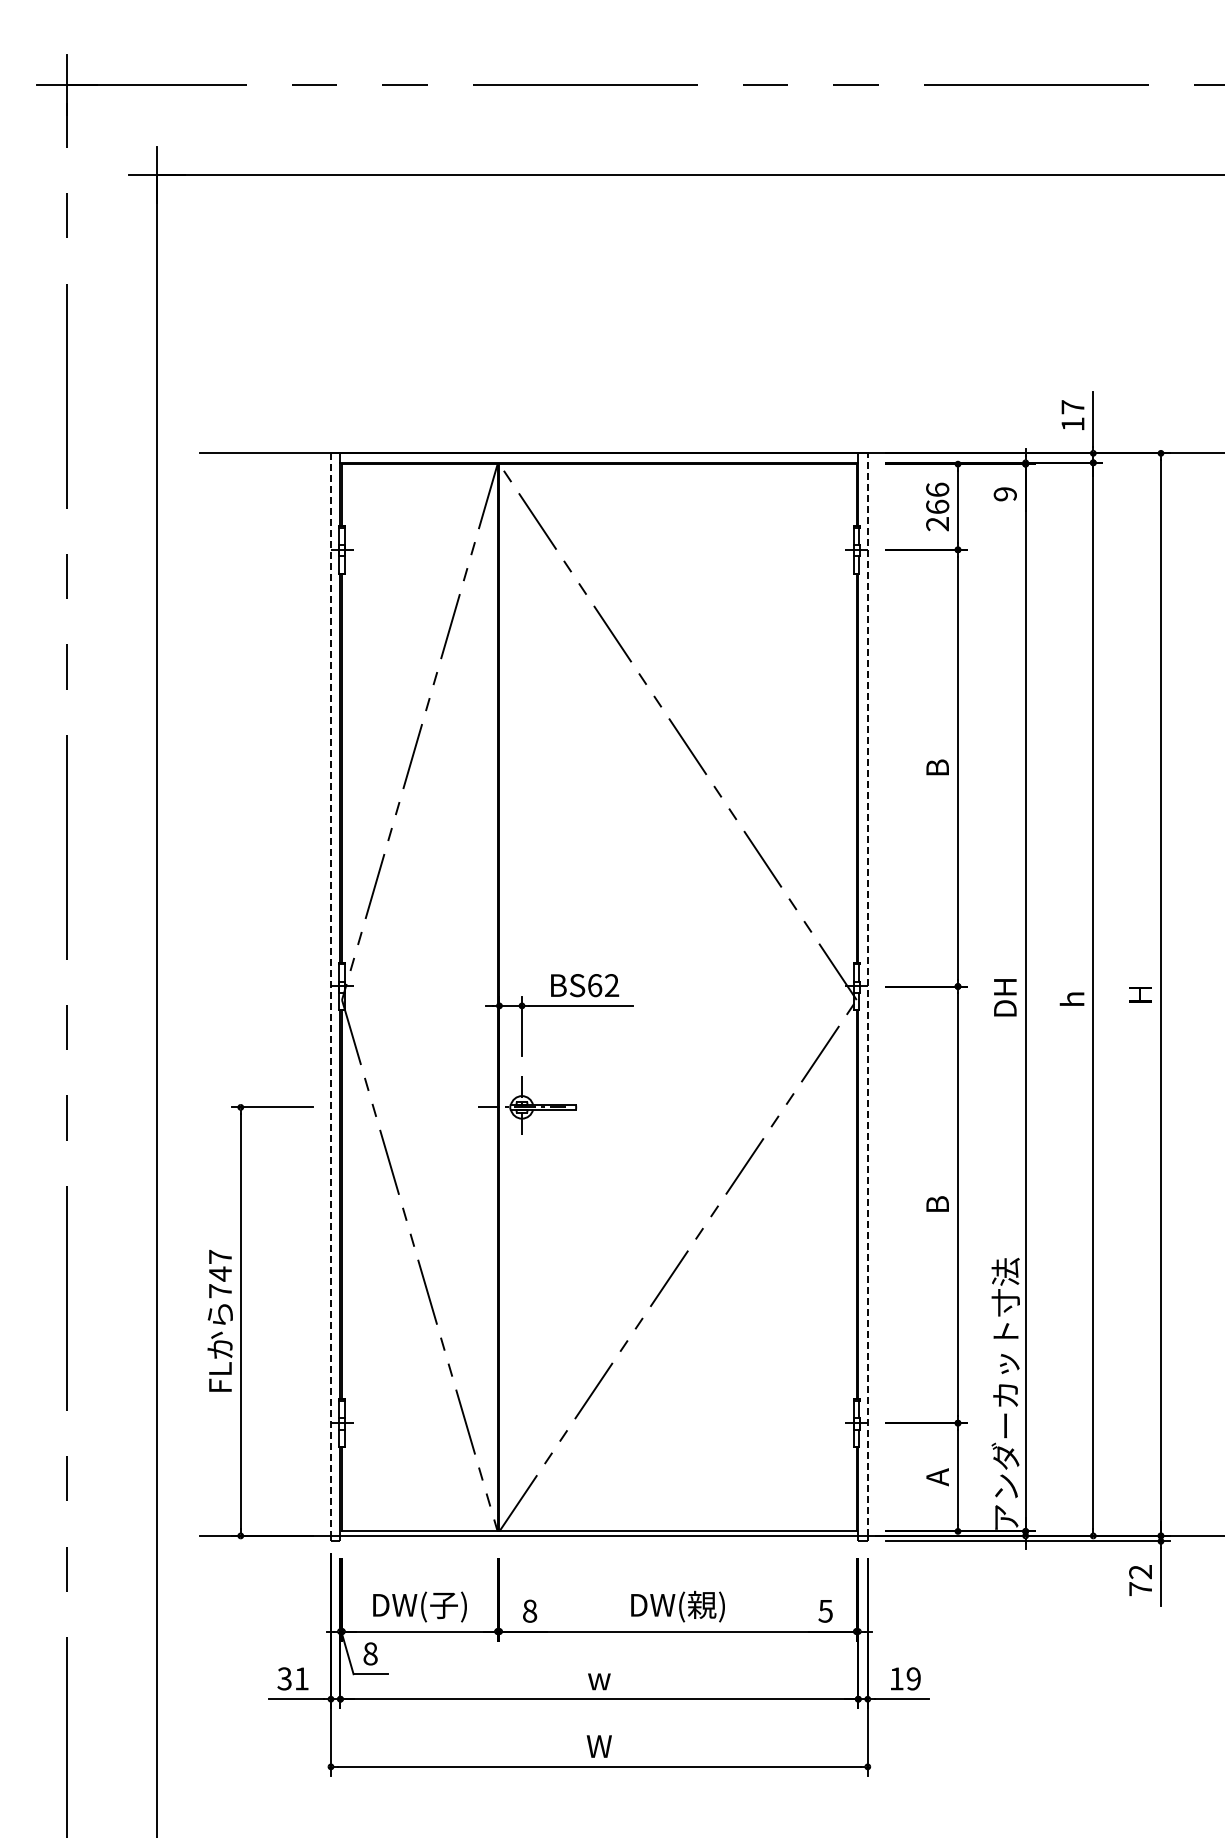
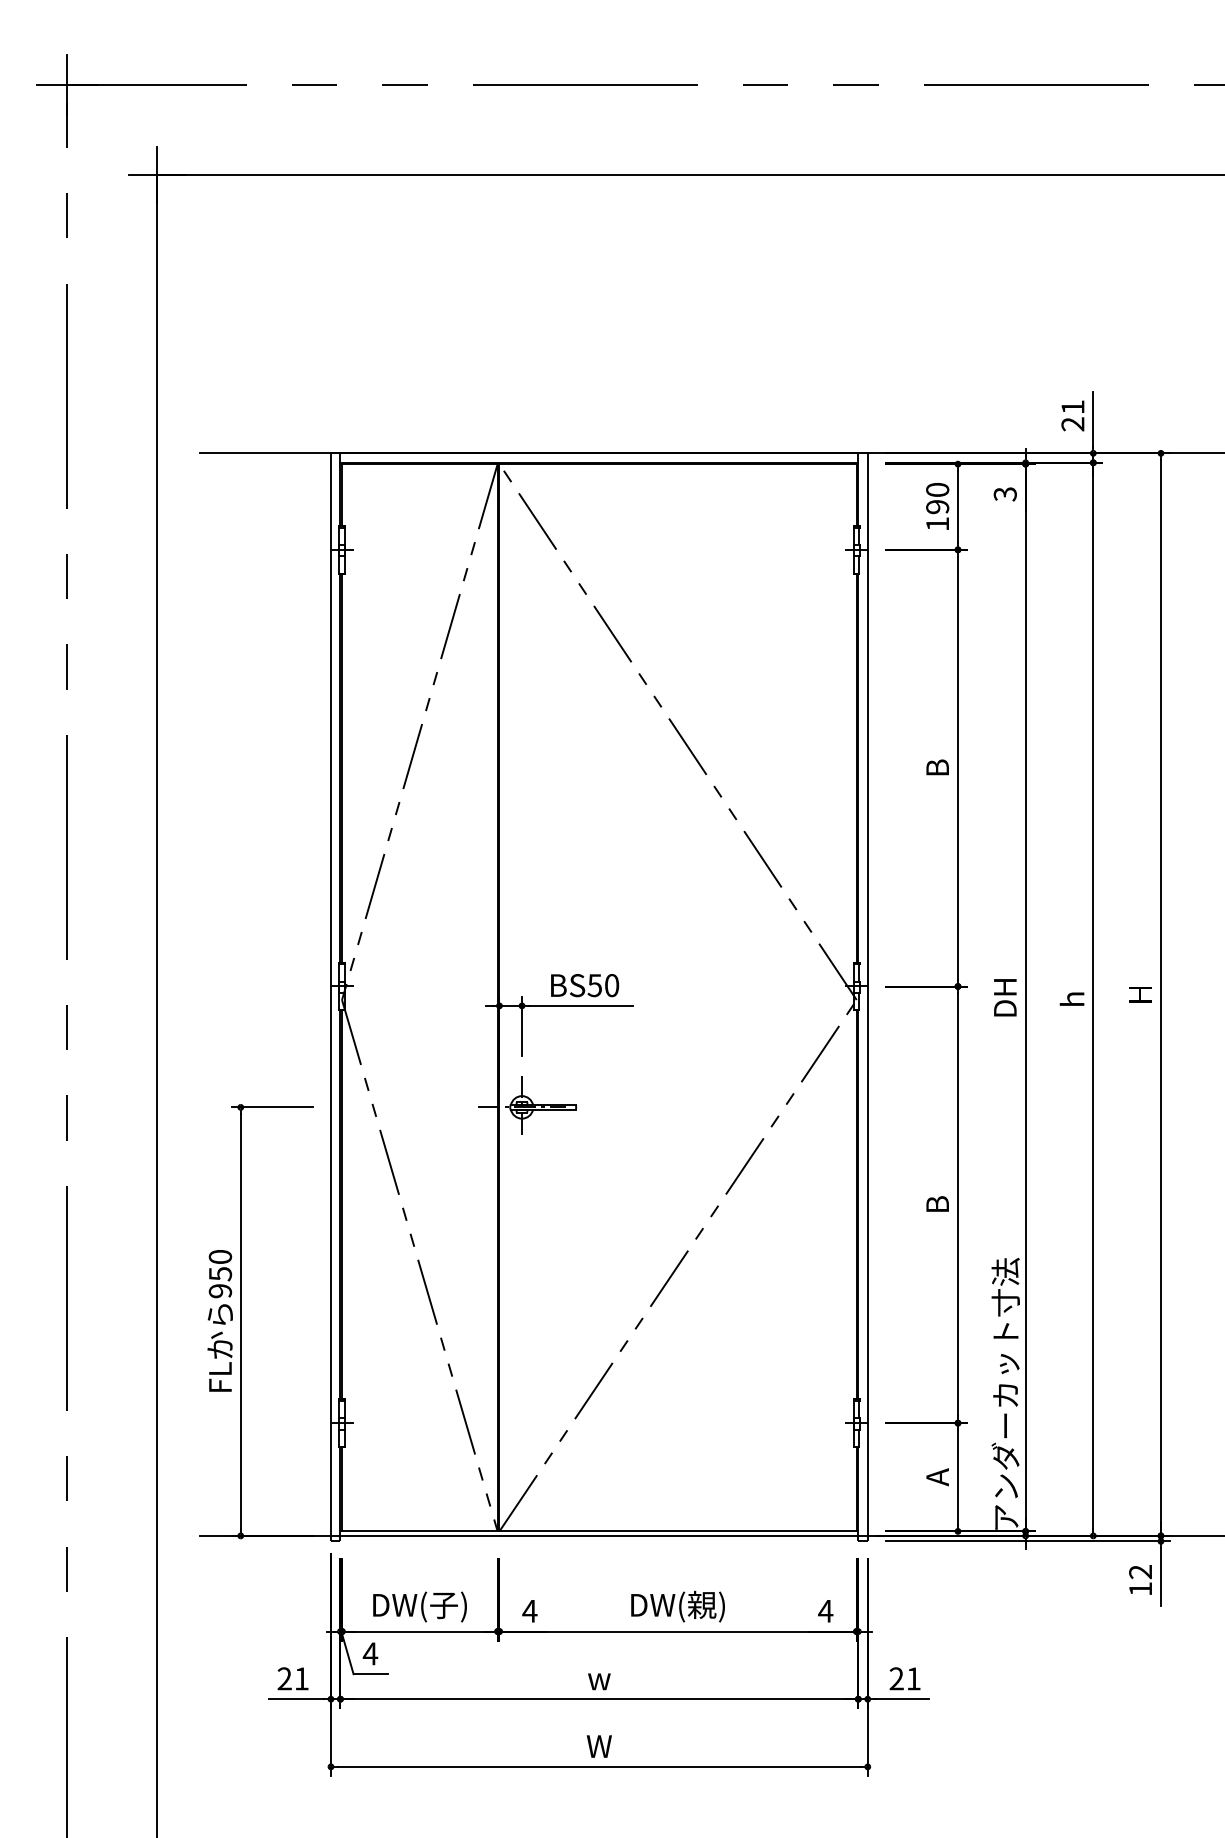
text: 17 -> 21 (1072, 415)
text: 9 -> 3 (1005, 494)
text: 266 -> 190 (937, 506)
text: BS62 -> BS50 (603, 985)
line: dashed -> solid (867, 994)
line: dashed -> solid (330, 995)
text: 747 -> 950 (220, 1273)
text: 72 -> 12 (1140, 1589)
text: 8 -> 4 (529, 1610)
text: 5 -> 4 (825, 1611)
text: 8 -> 4 (370, 1653)
text: 31 -> 21 (284, 1678)
text: 19 -> 21 (904, 1678)
